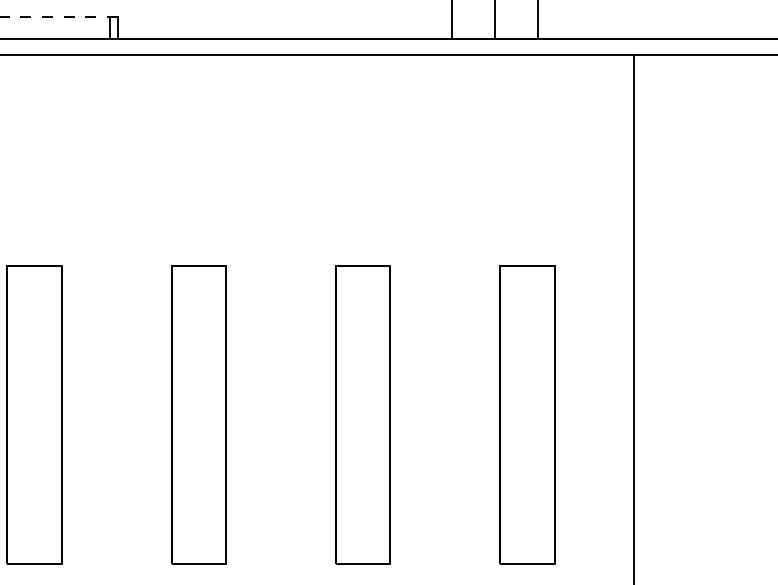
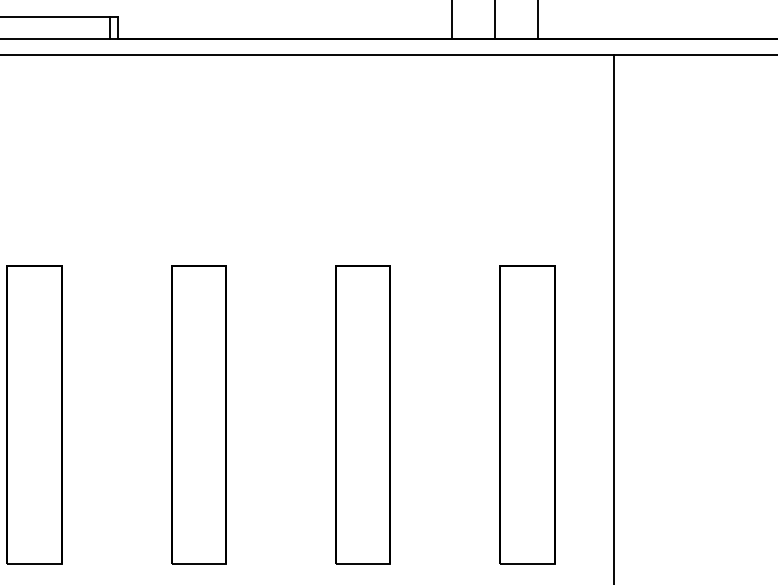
line: dashed -> solid (59, 16)
line position: (634, 317) -> (614, 317) (614, 317)
